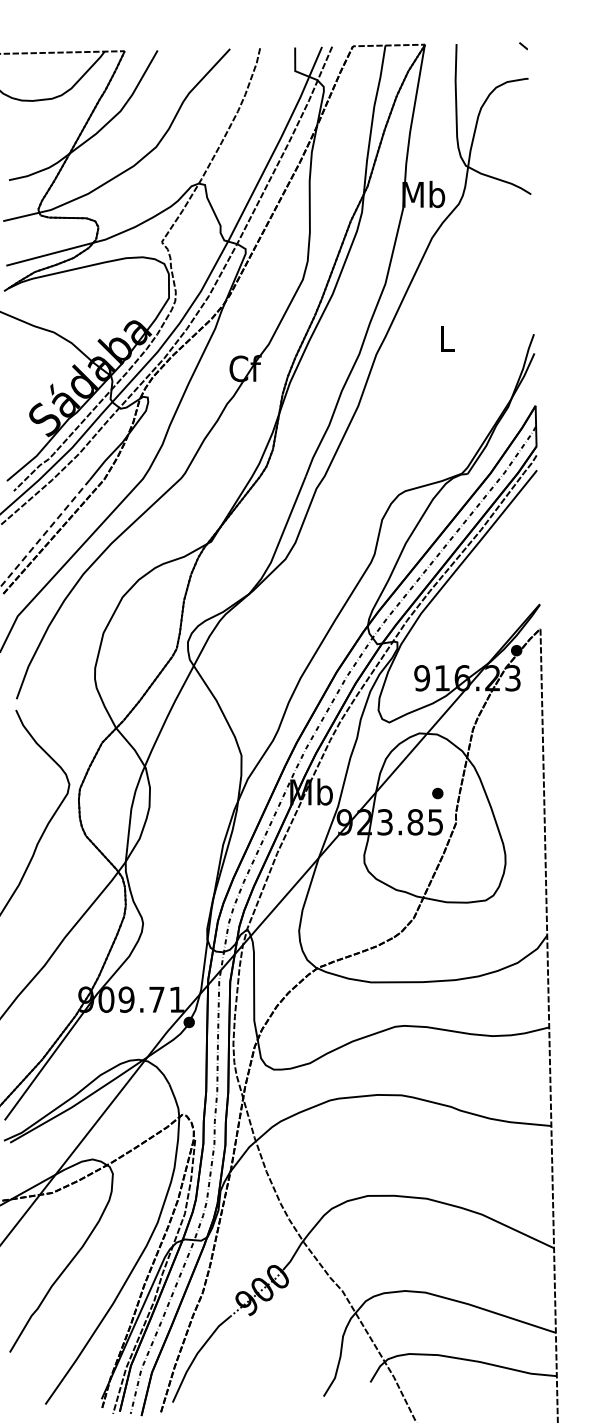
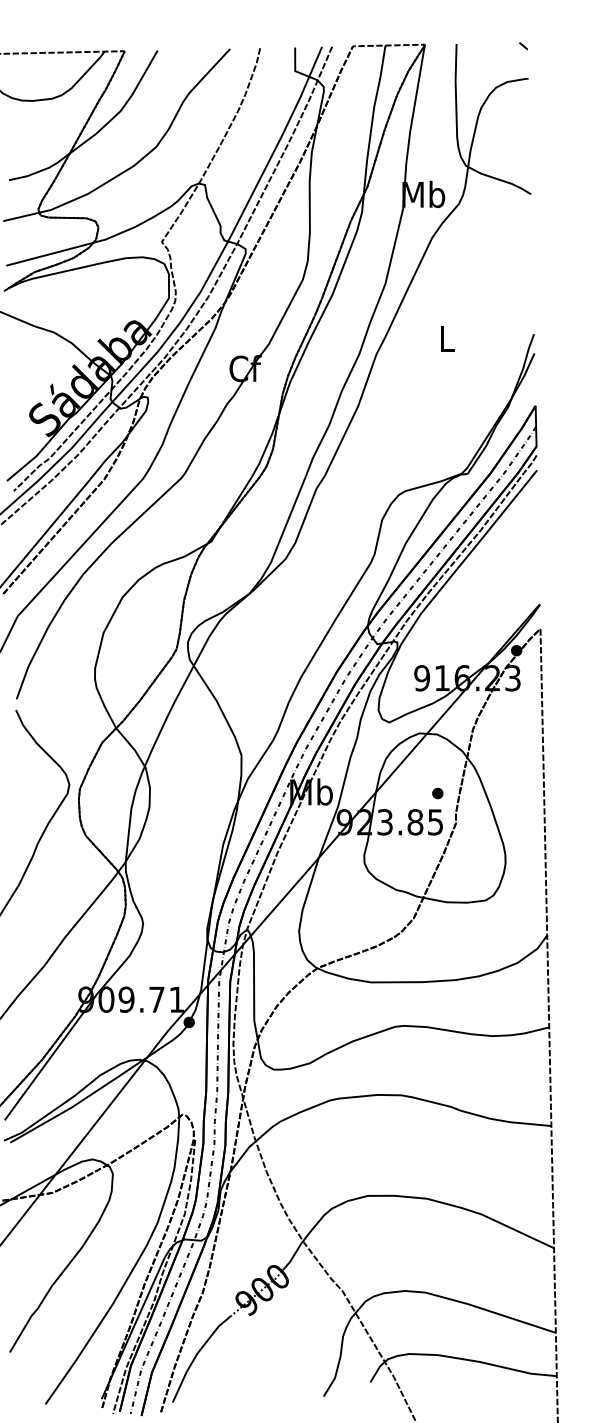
line: dashed -> solid (44, 534)
